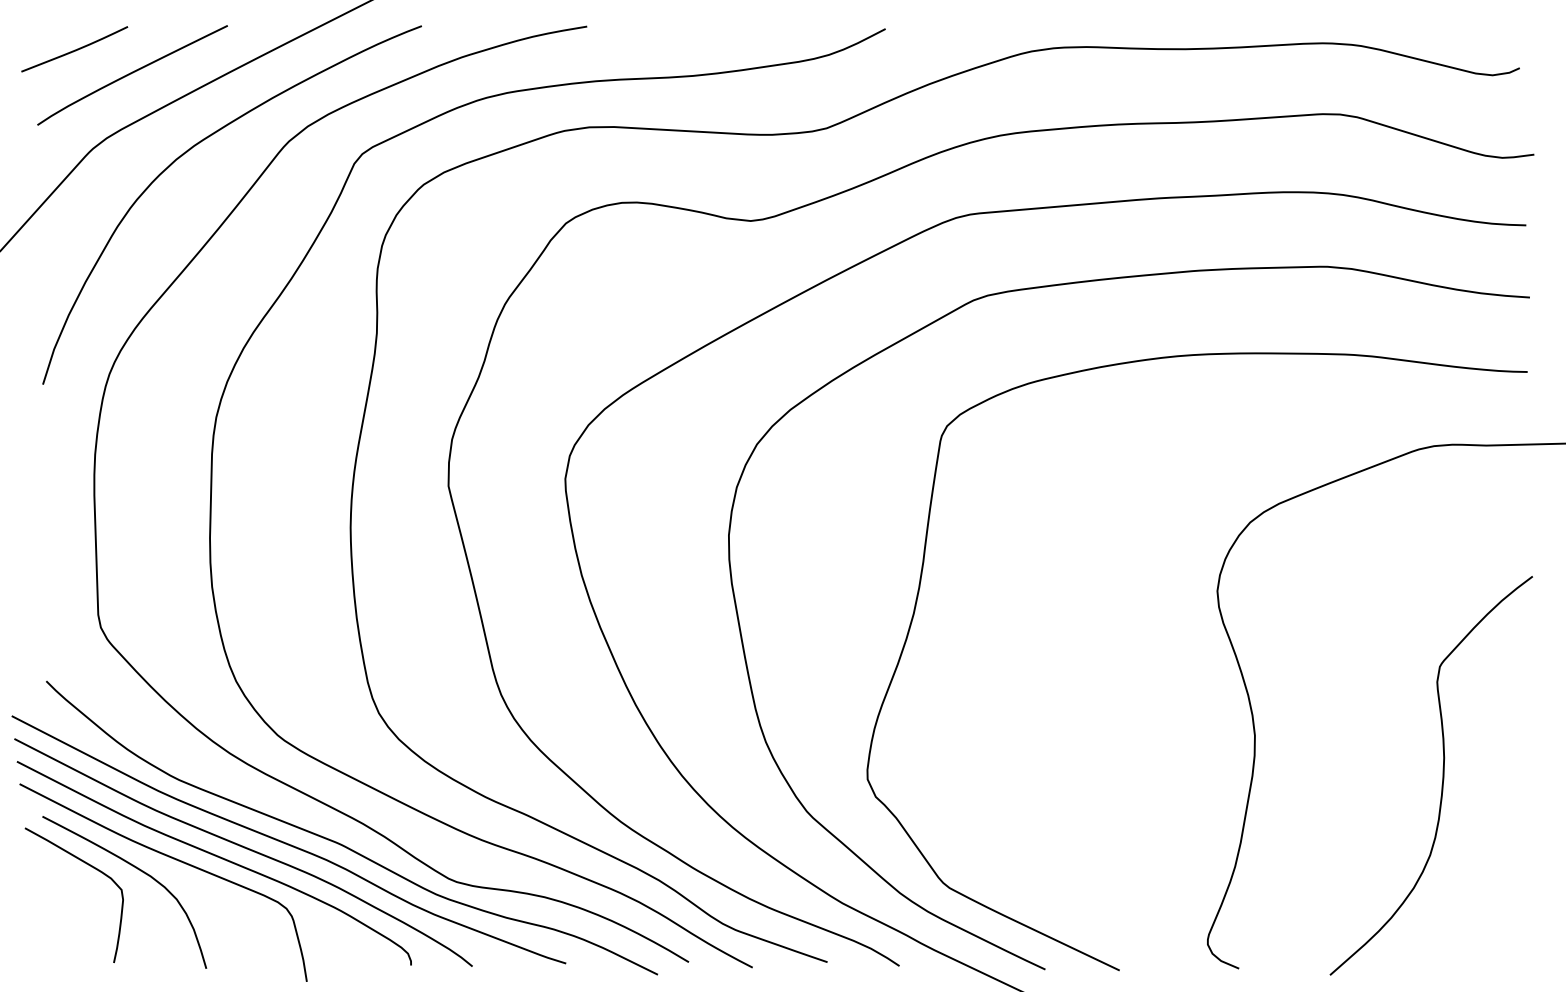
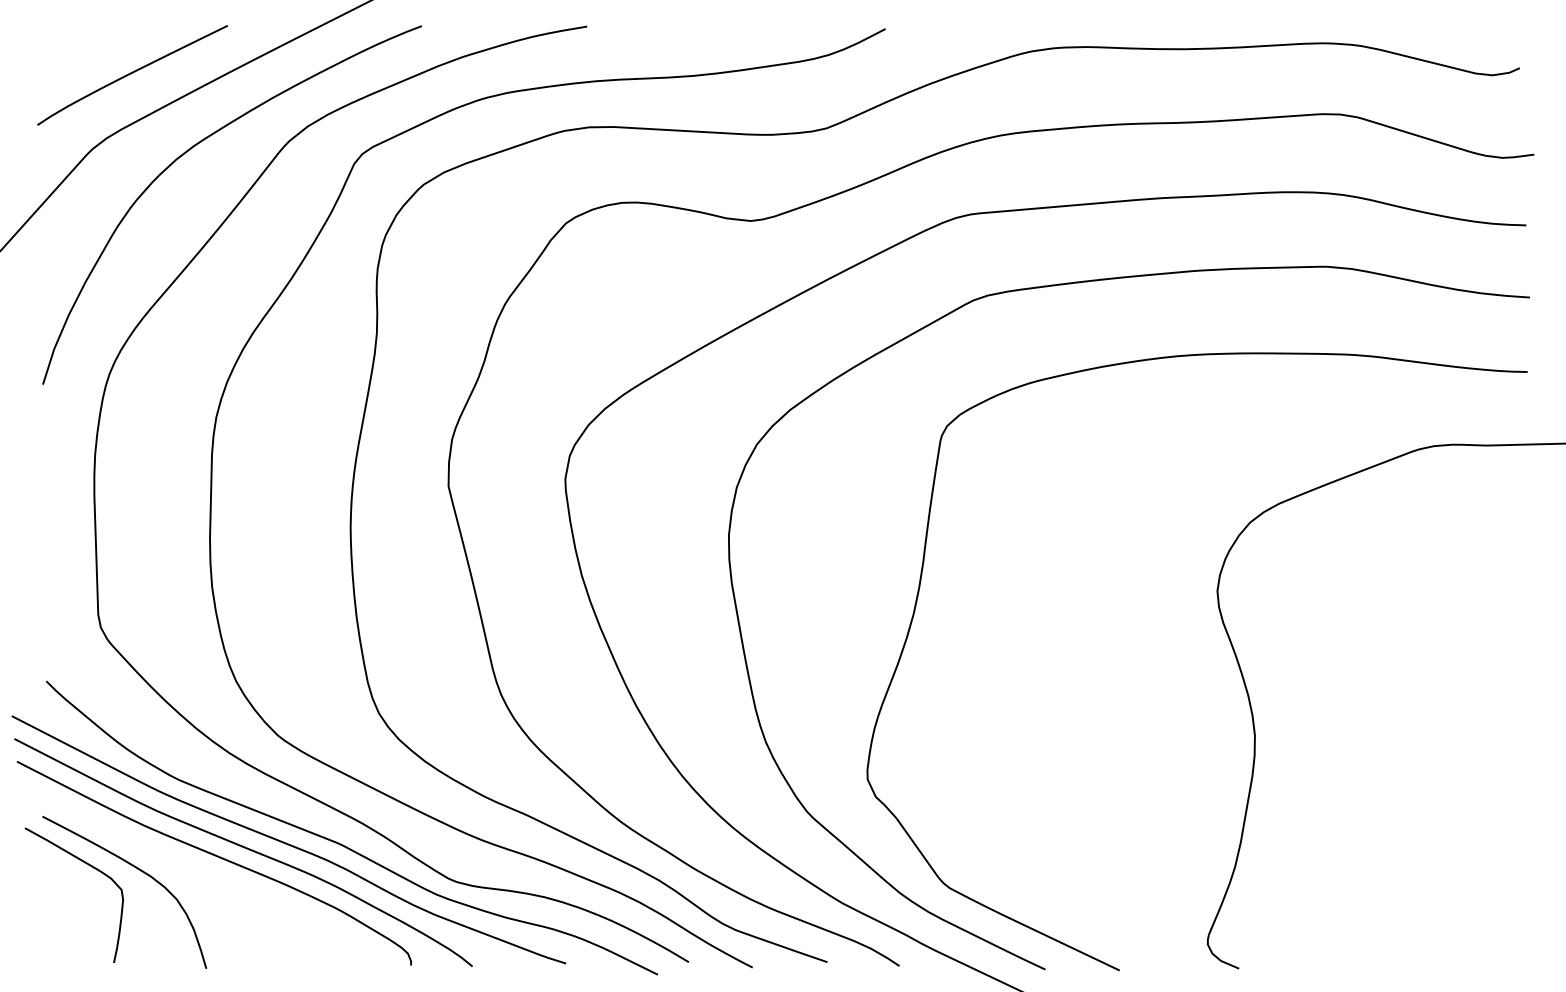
curve: present -> none (74, 49)
curve: present -> none (1442, 775)
curve: present -> none (173, 859)
